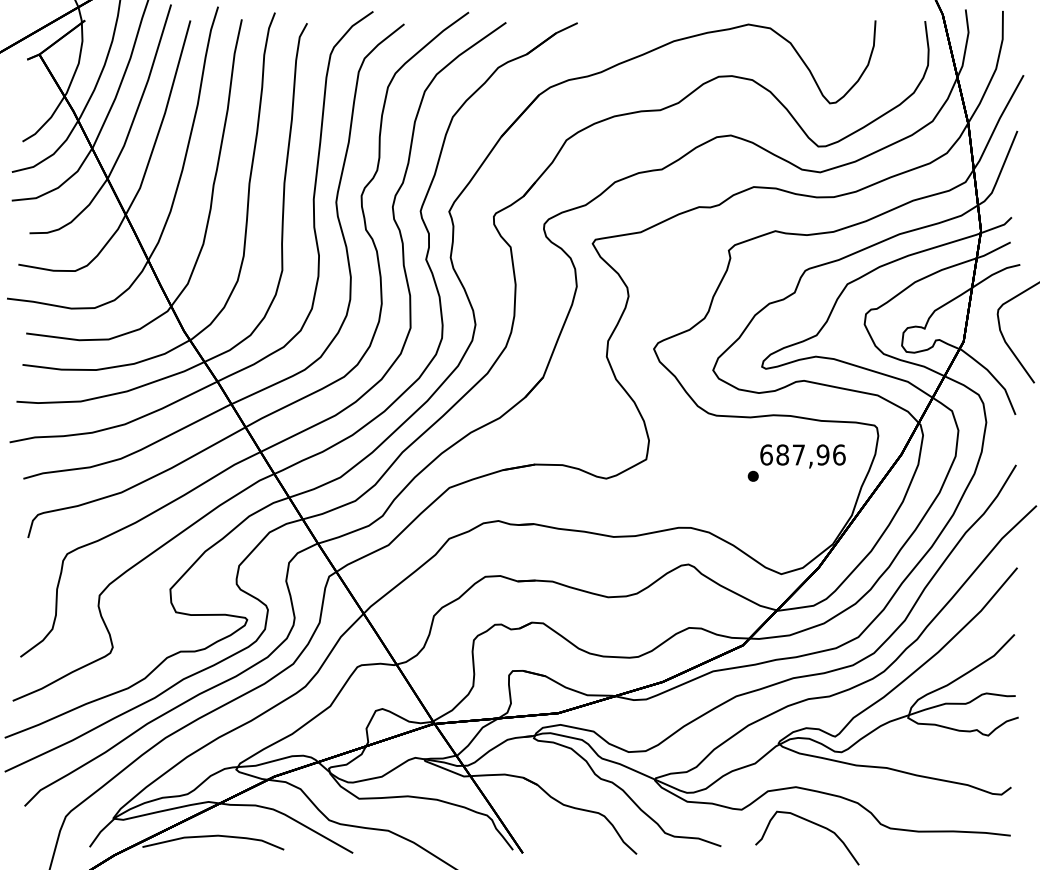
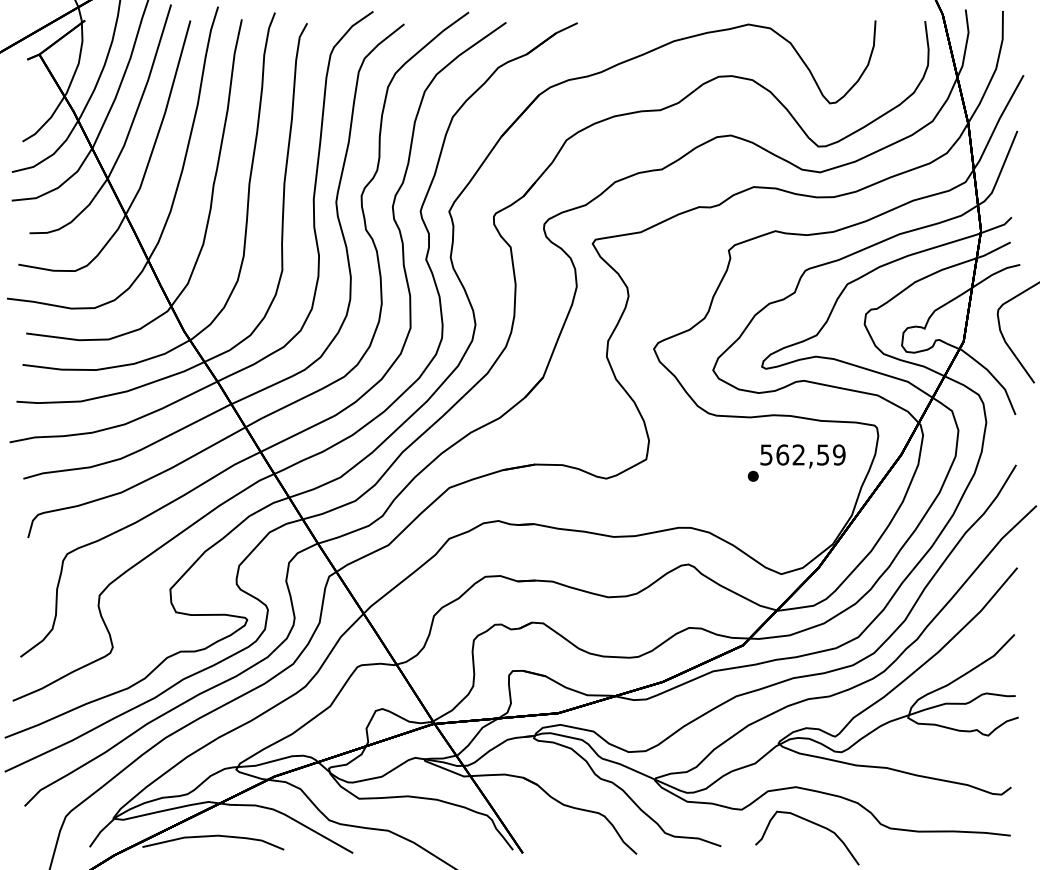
text: 687,96 -> 562,59 (802, 454)
